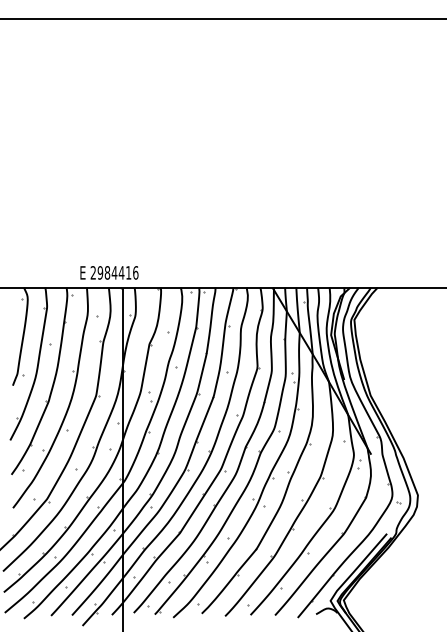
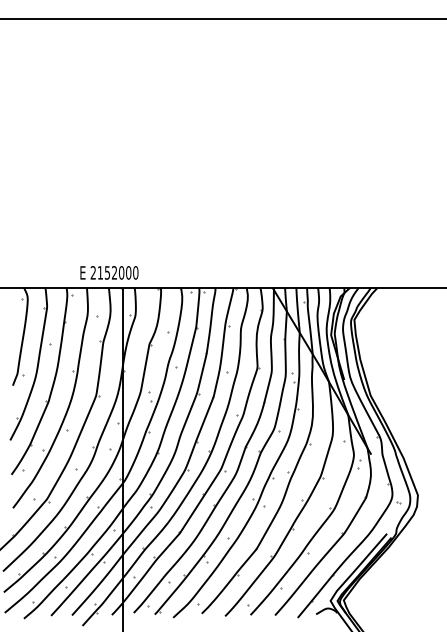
text: 2984416 -> 2152000 (117, 272)
